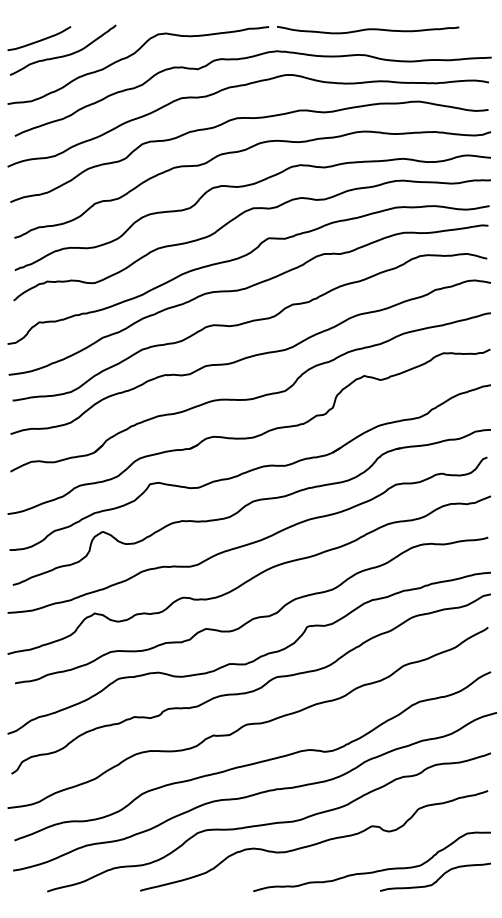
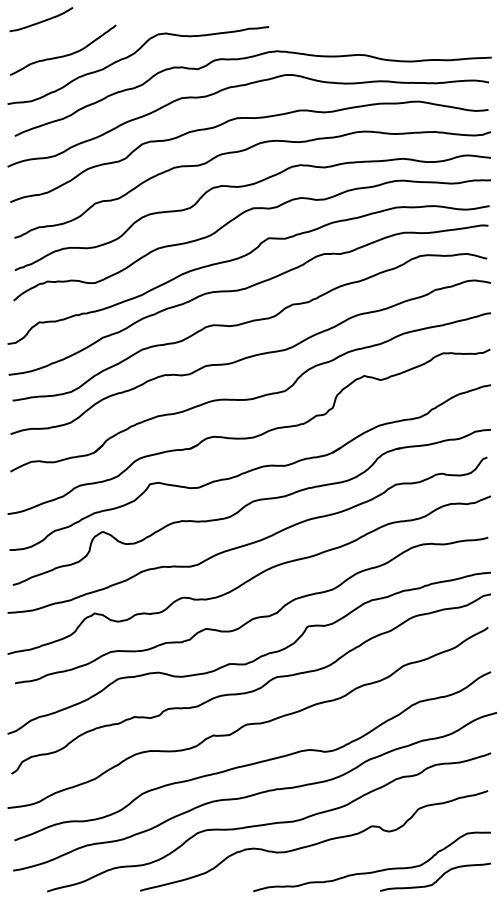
curve: present -> none (368, 30)
curve position: (40, 39) -> (42, 20) (42, 20)
